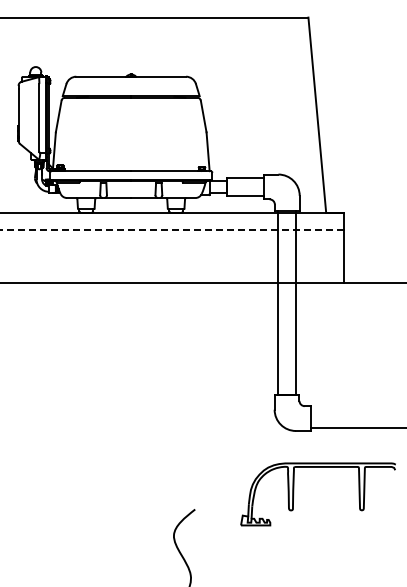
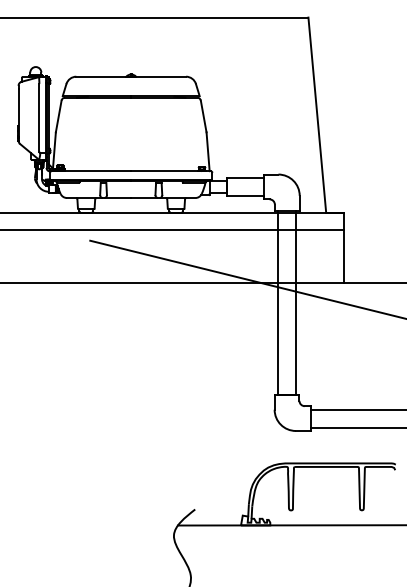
line: dashed -> solid (172, 230)
line: none -> present (246, 279)
line: none -> present (357, 410)
line: none -> present (290, 525)
